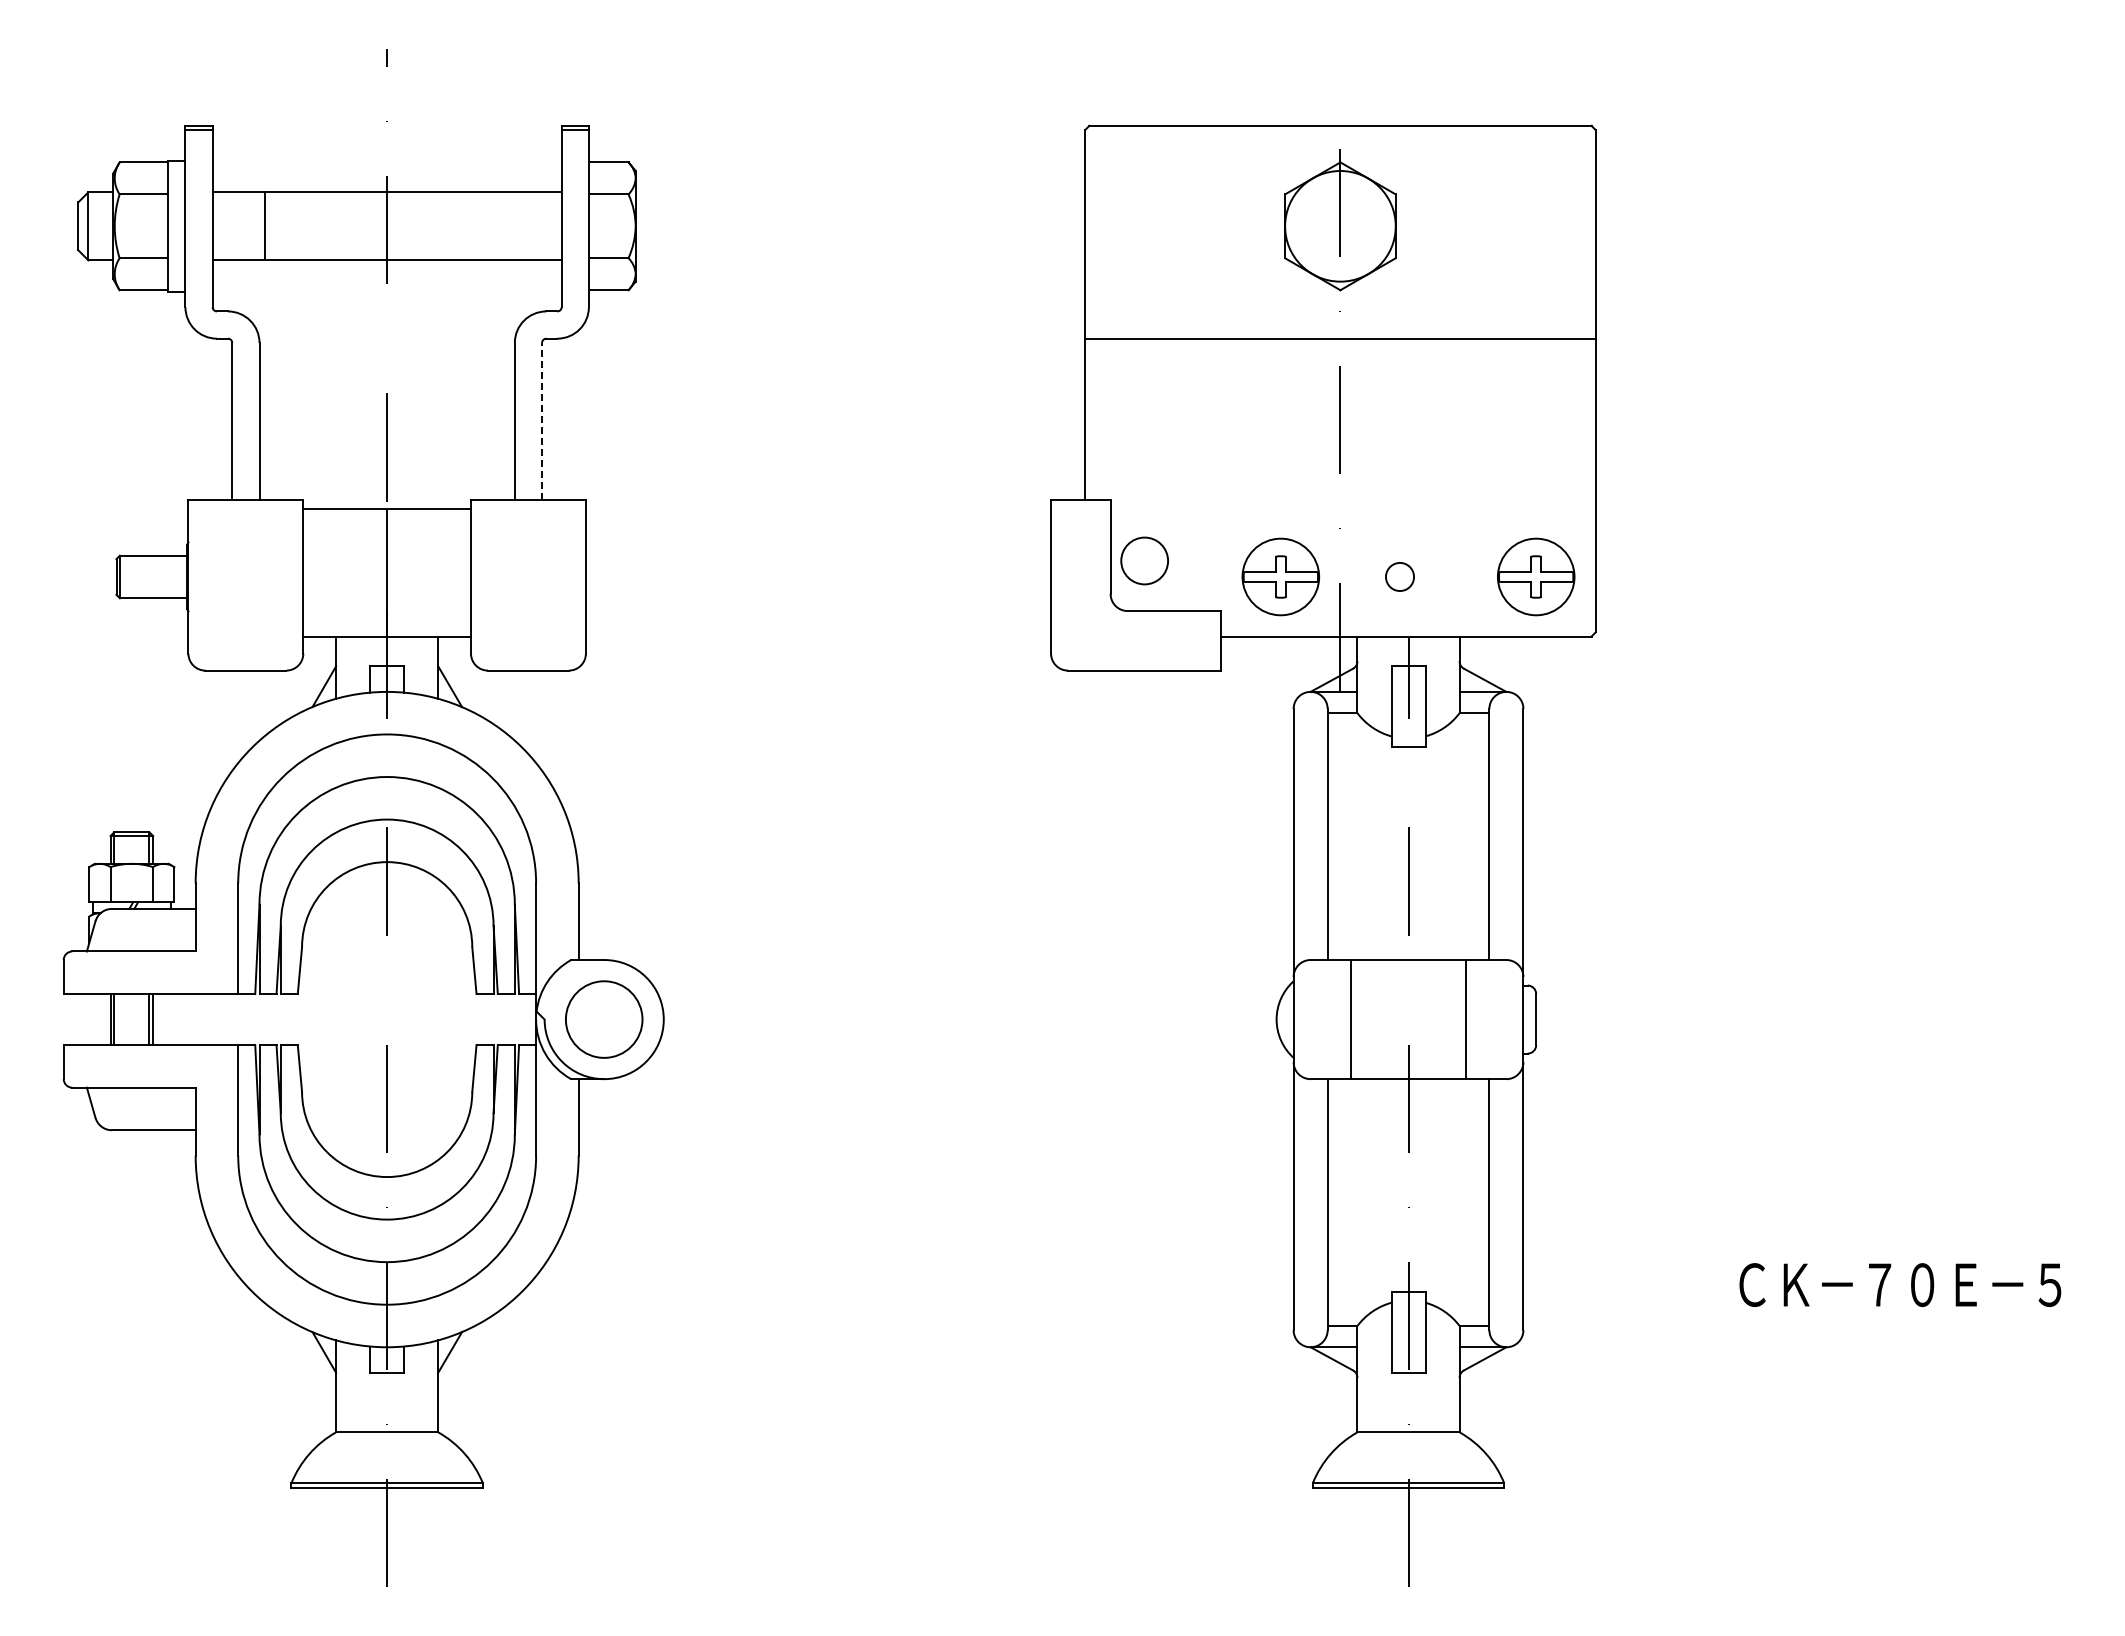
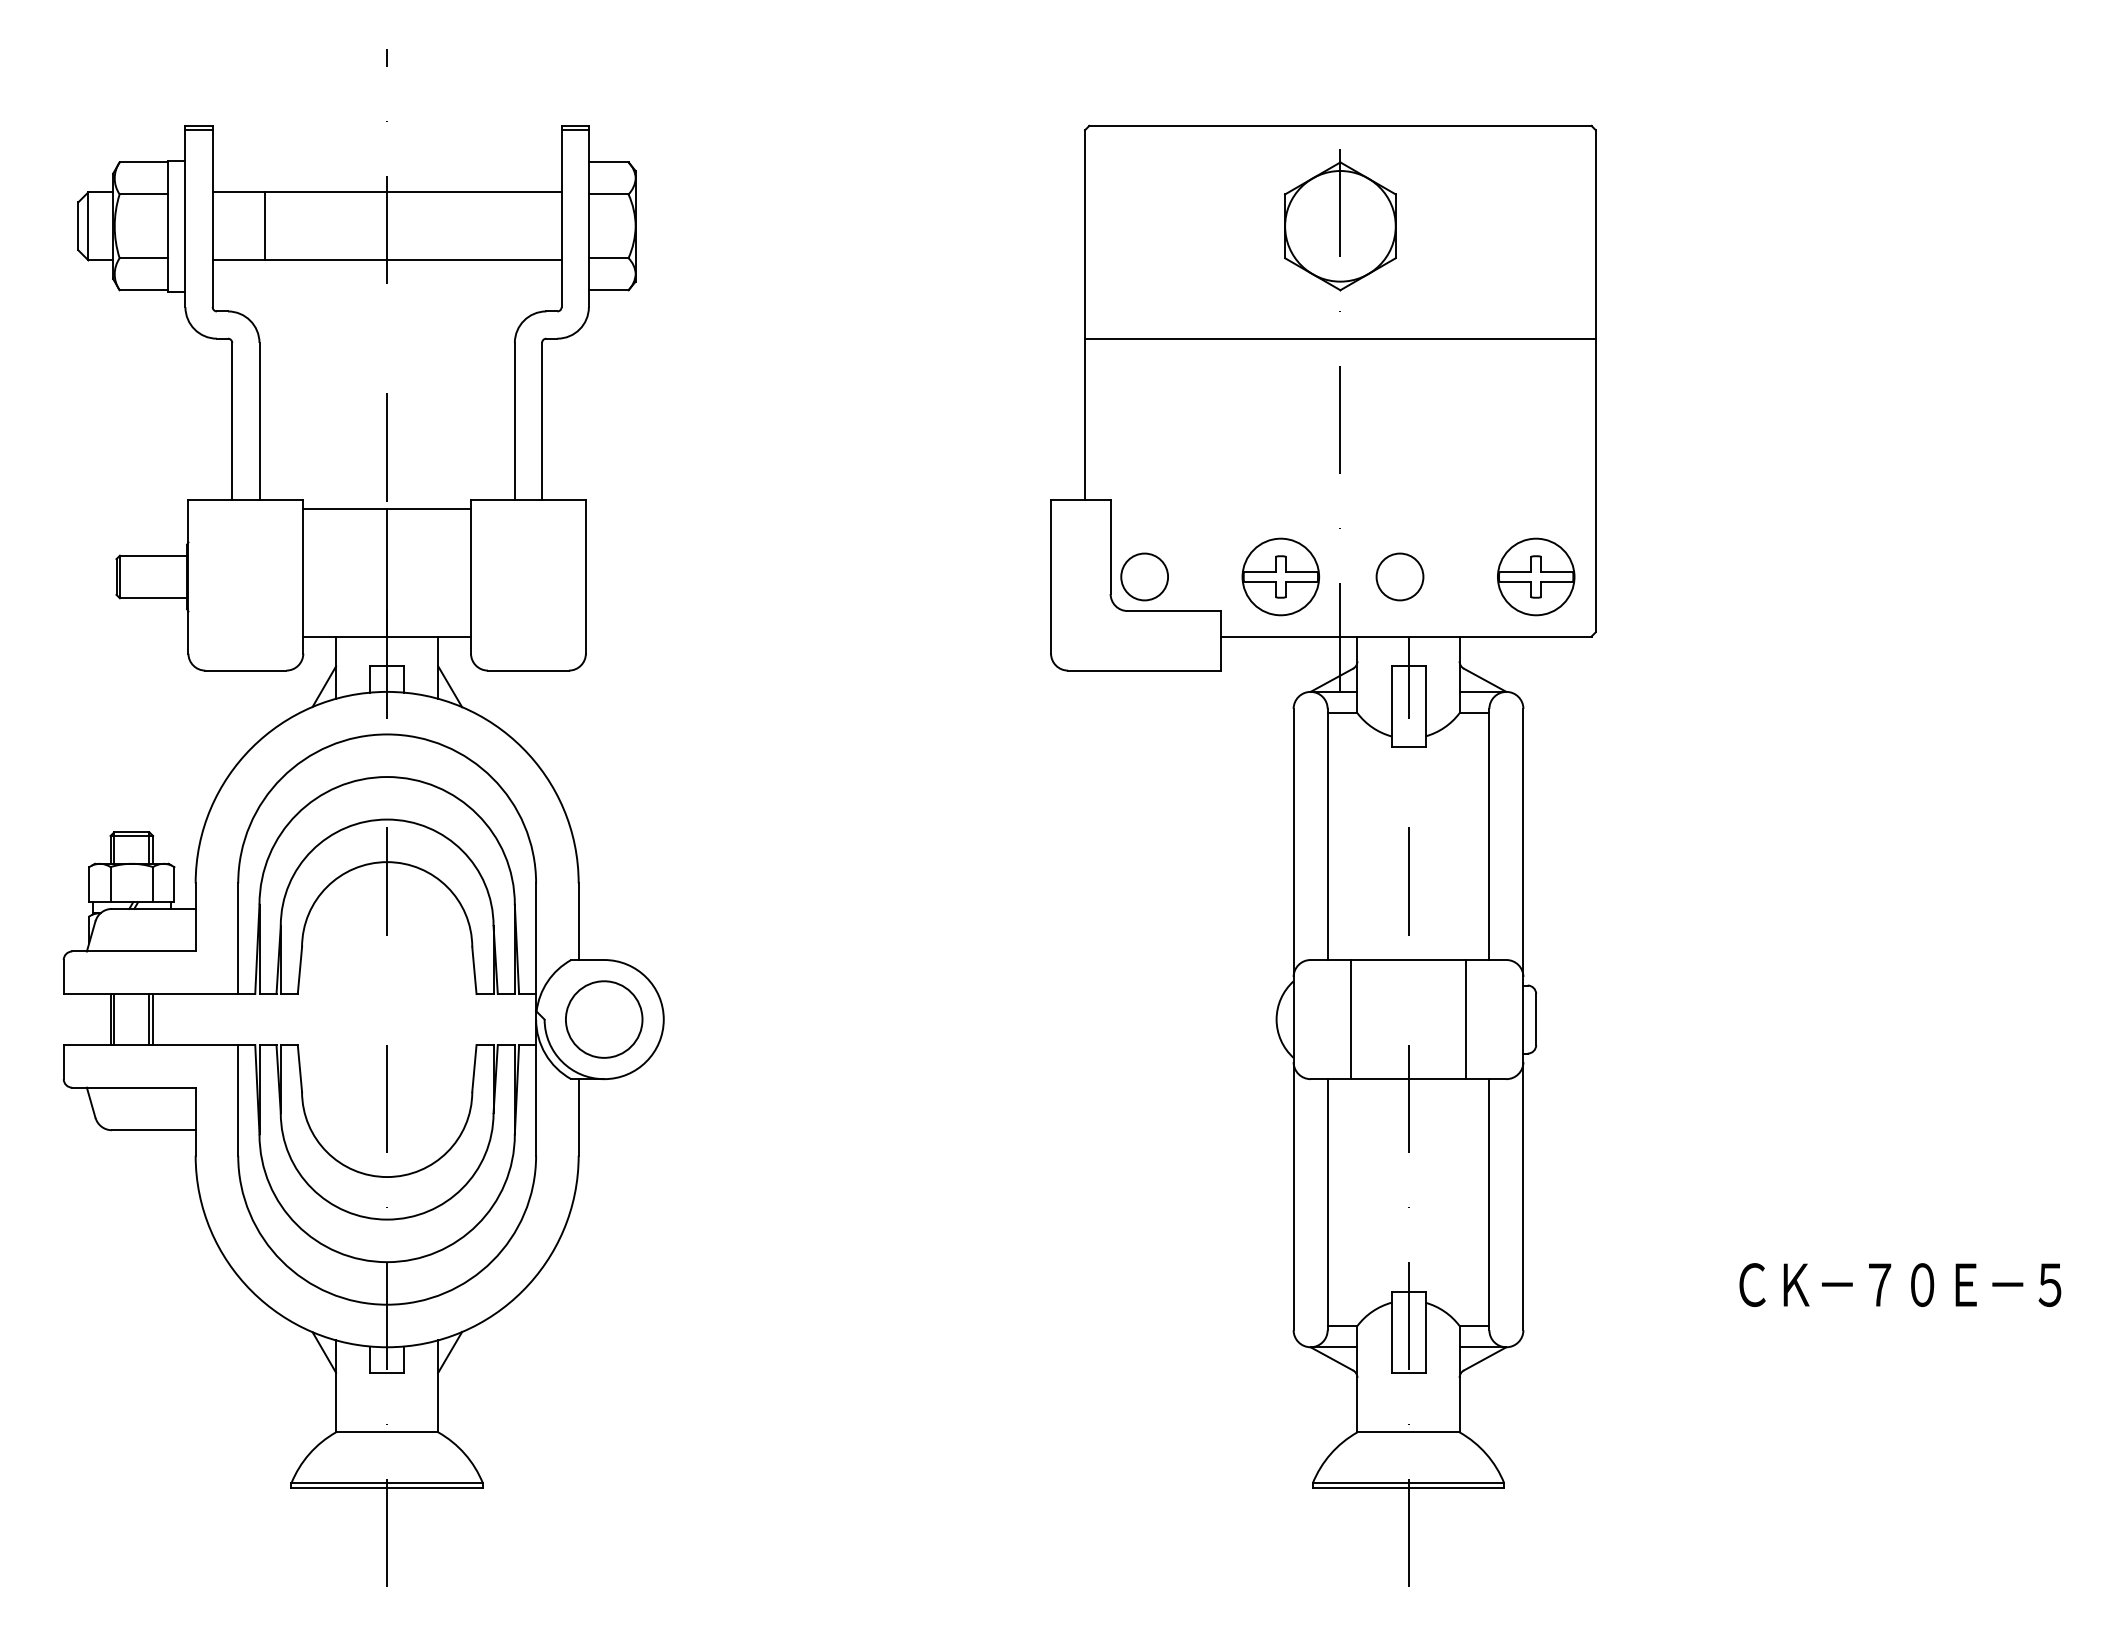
line: dashed -> solid (542, 421)
circle position: (1144, 560) -> (1144, 576) (1144, 576)
circle diameter: 28 px -> 47 px (1399, 576)
